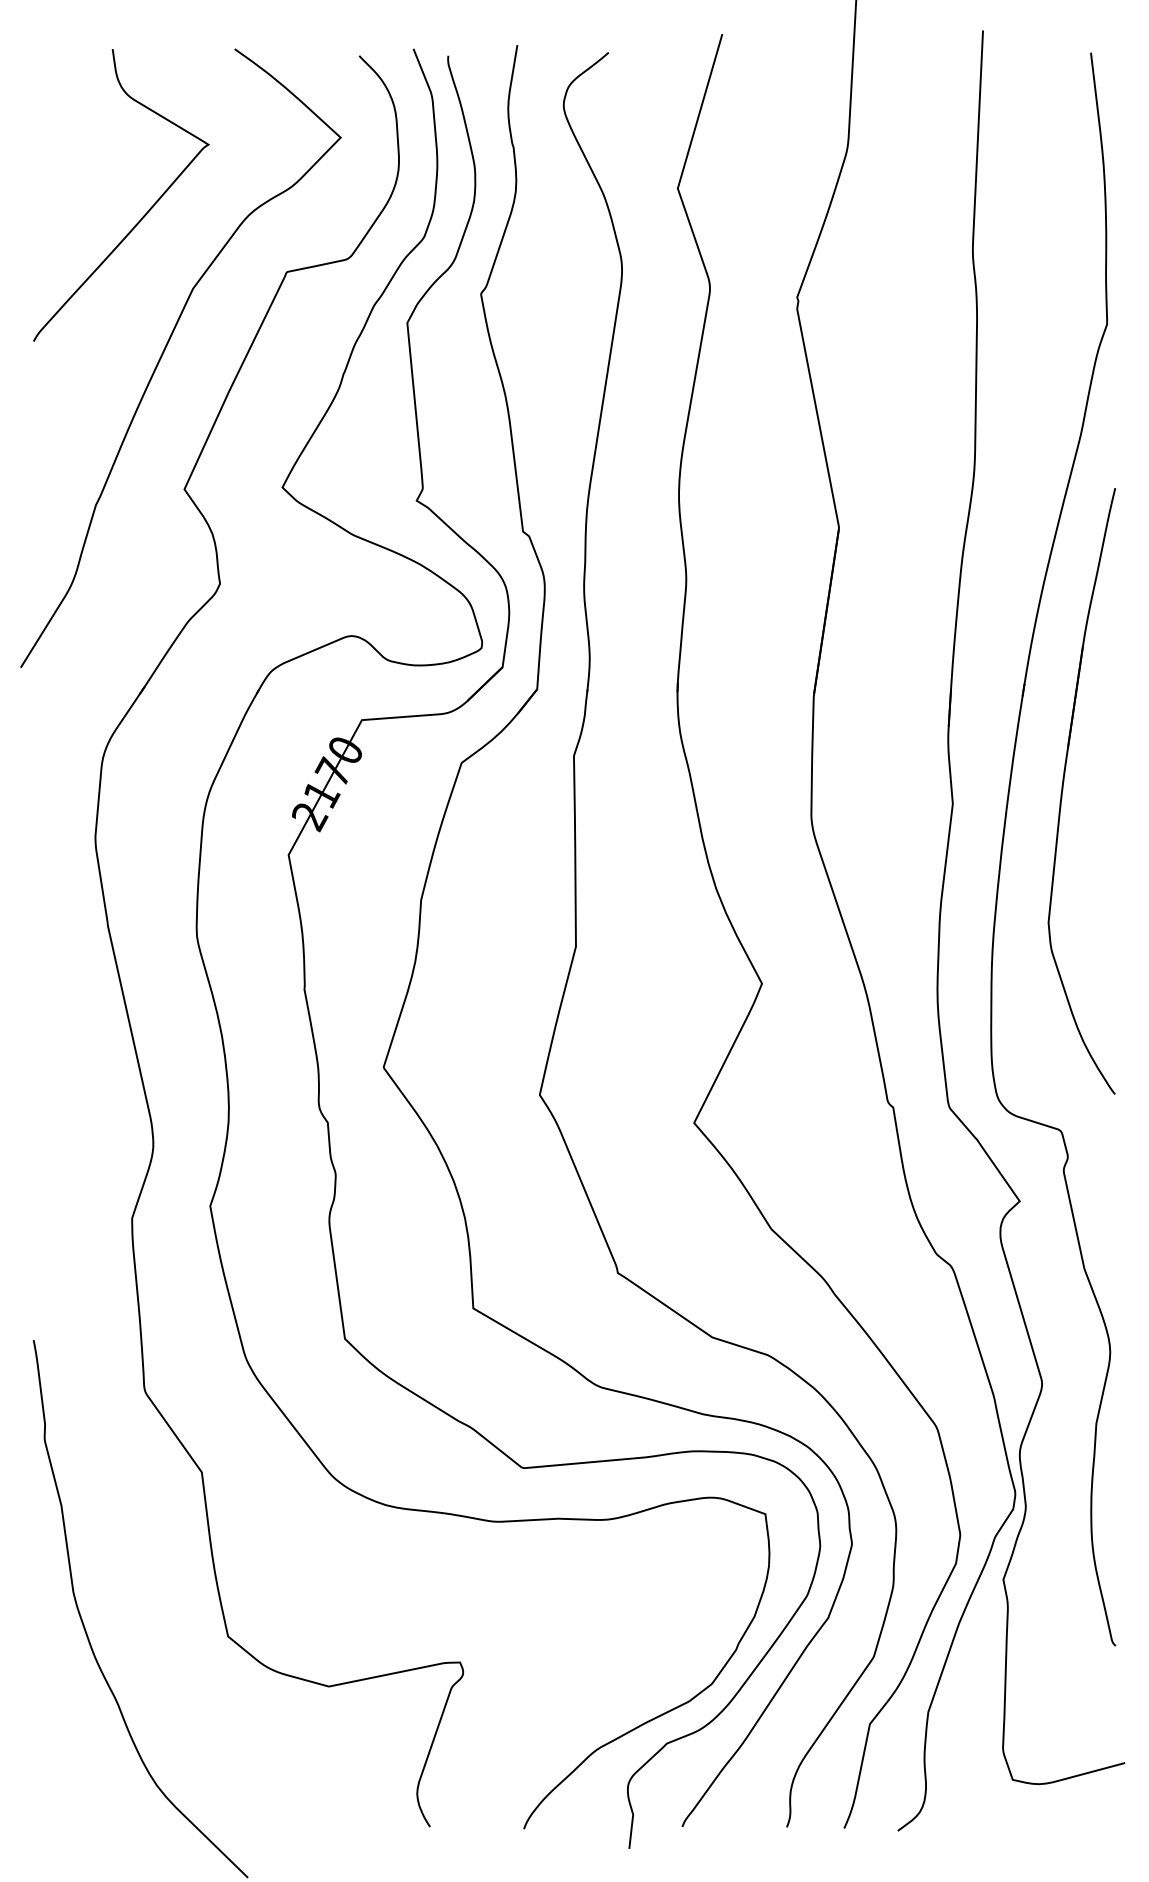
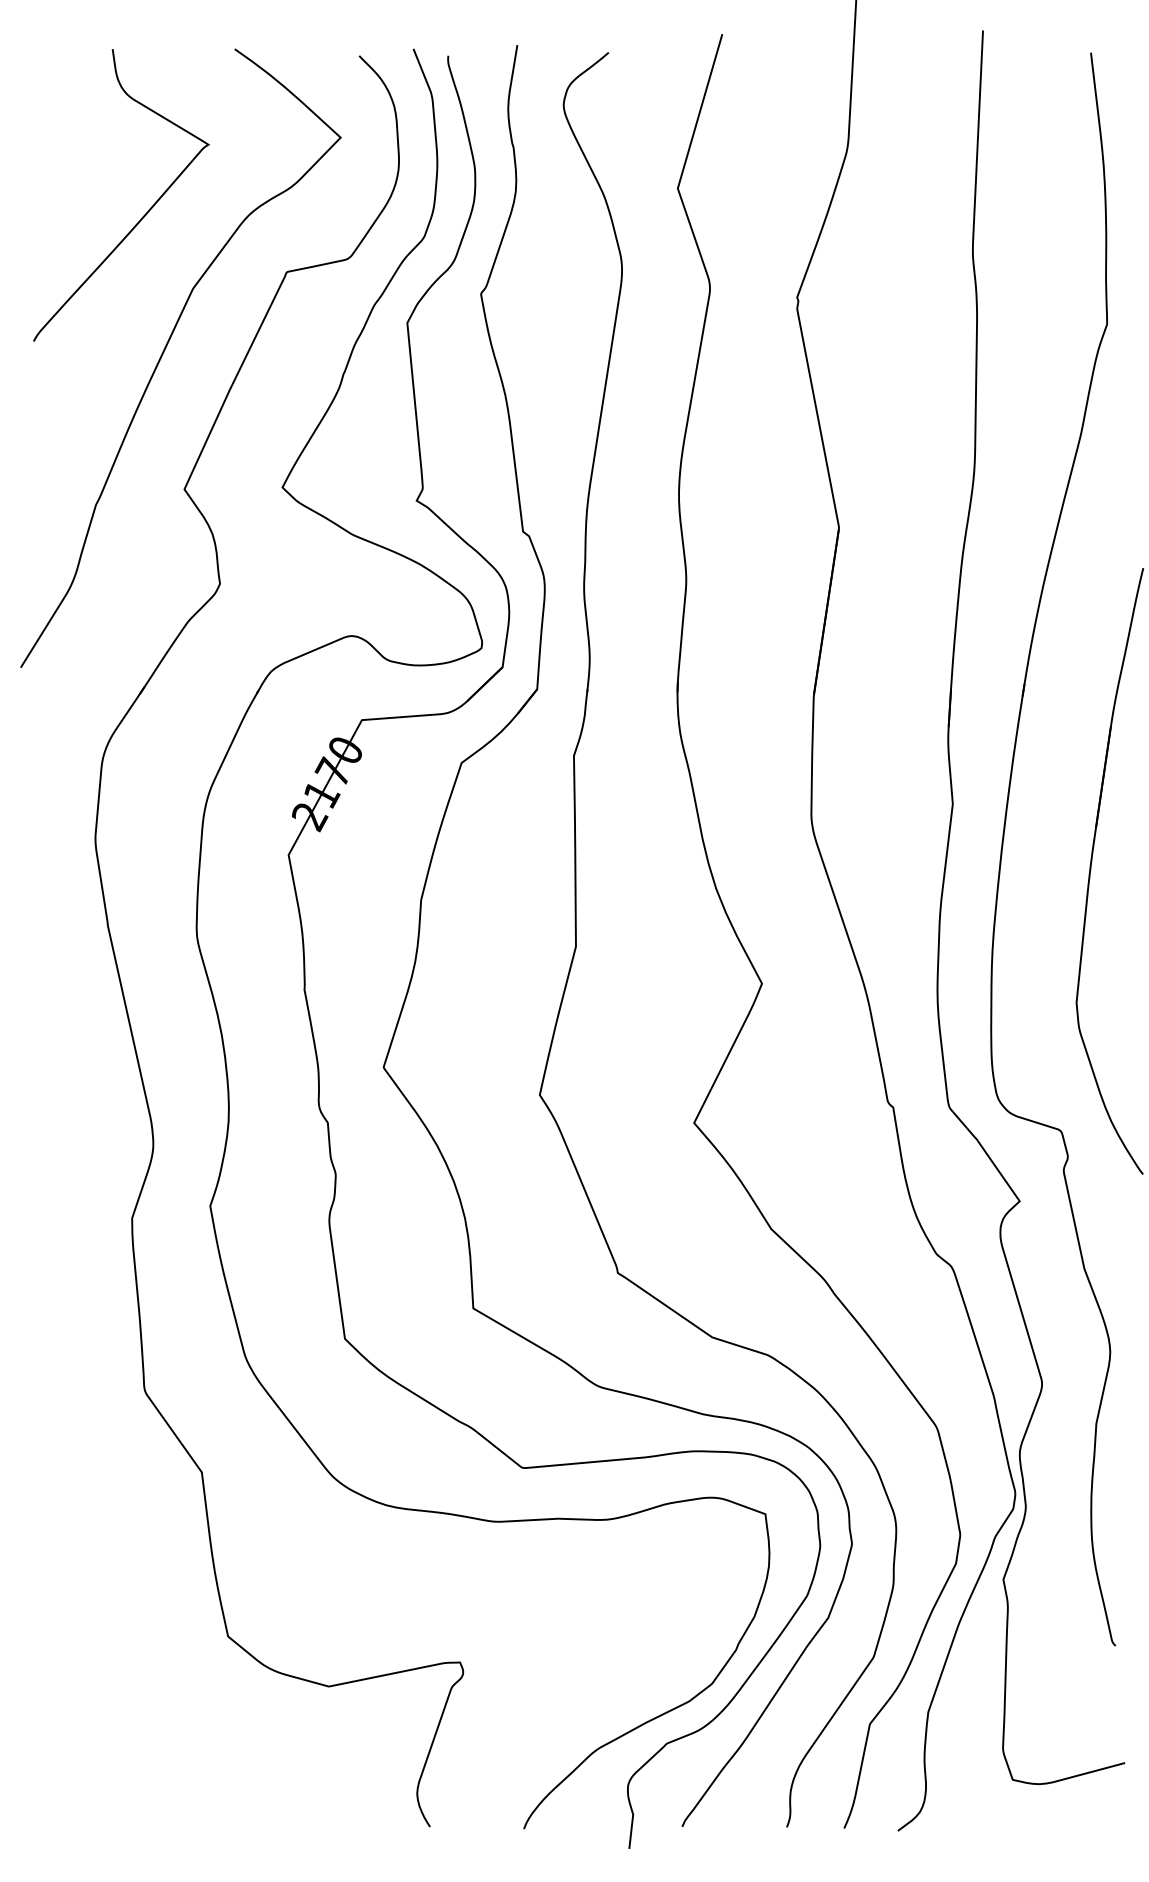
part position: (1063, 790) -> (1091, 870) (1091, 870)
curve: present -> none (85, 1627)
